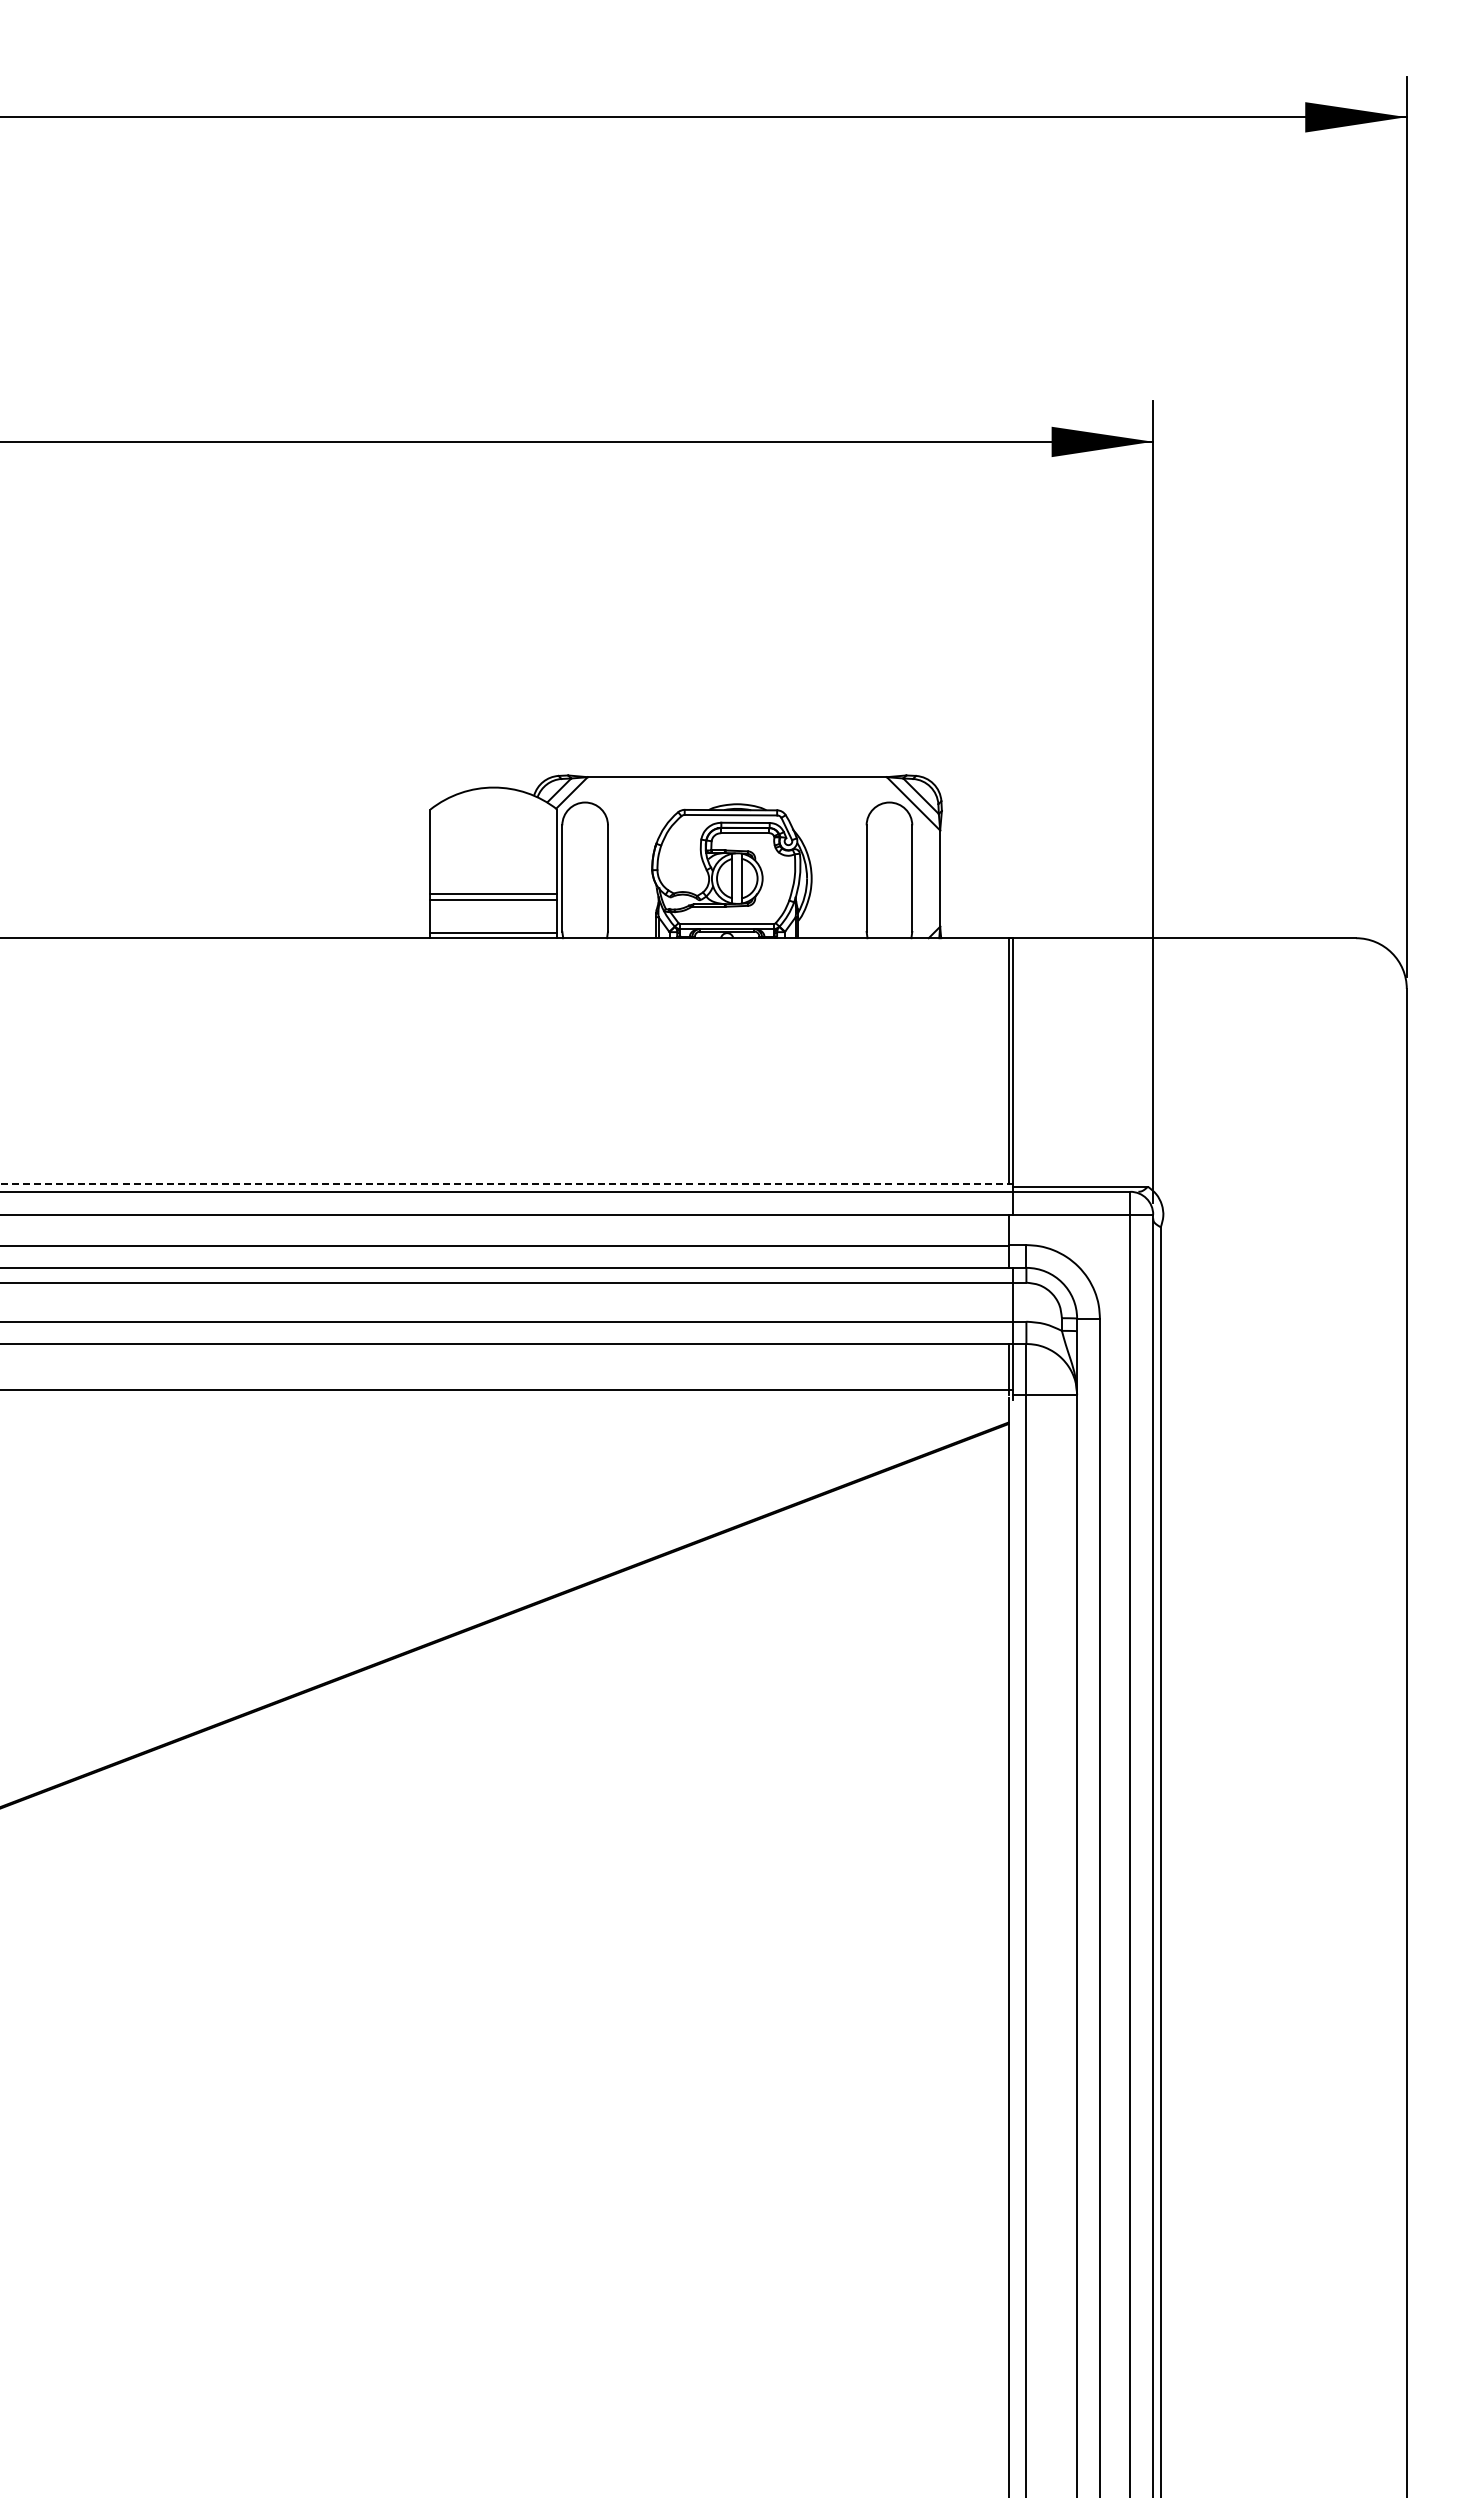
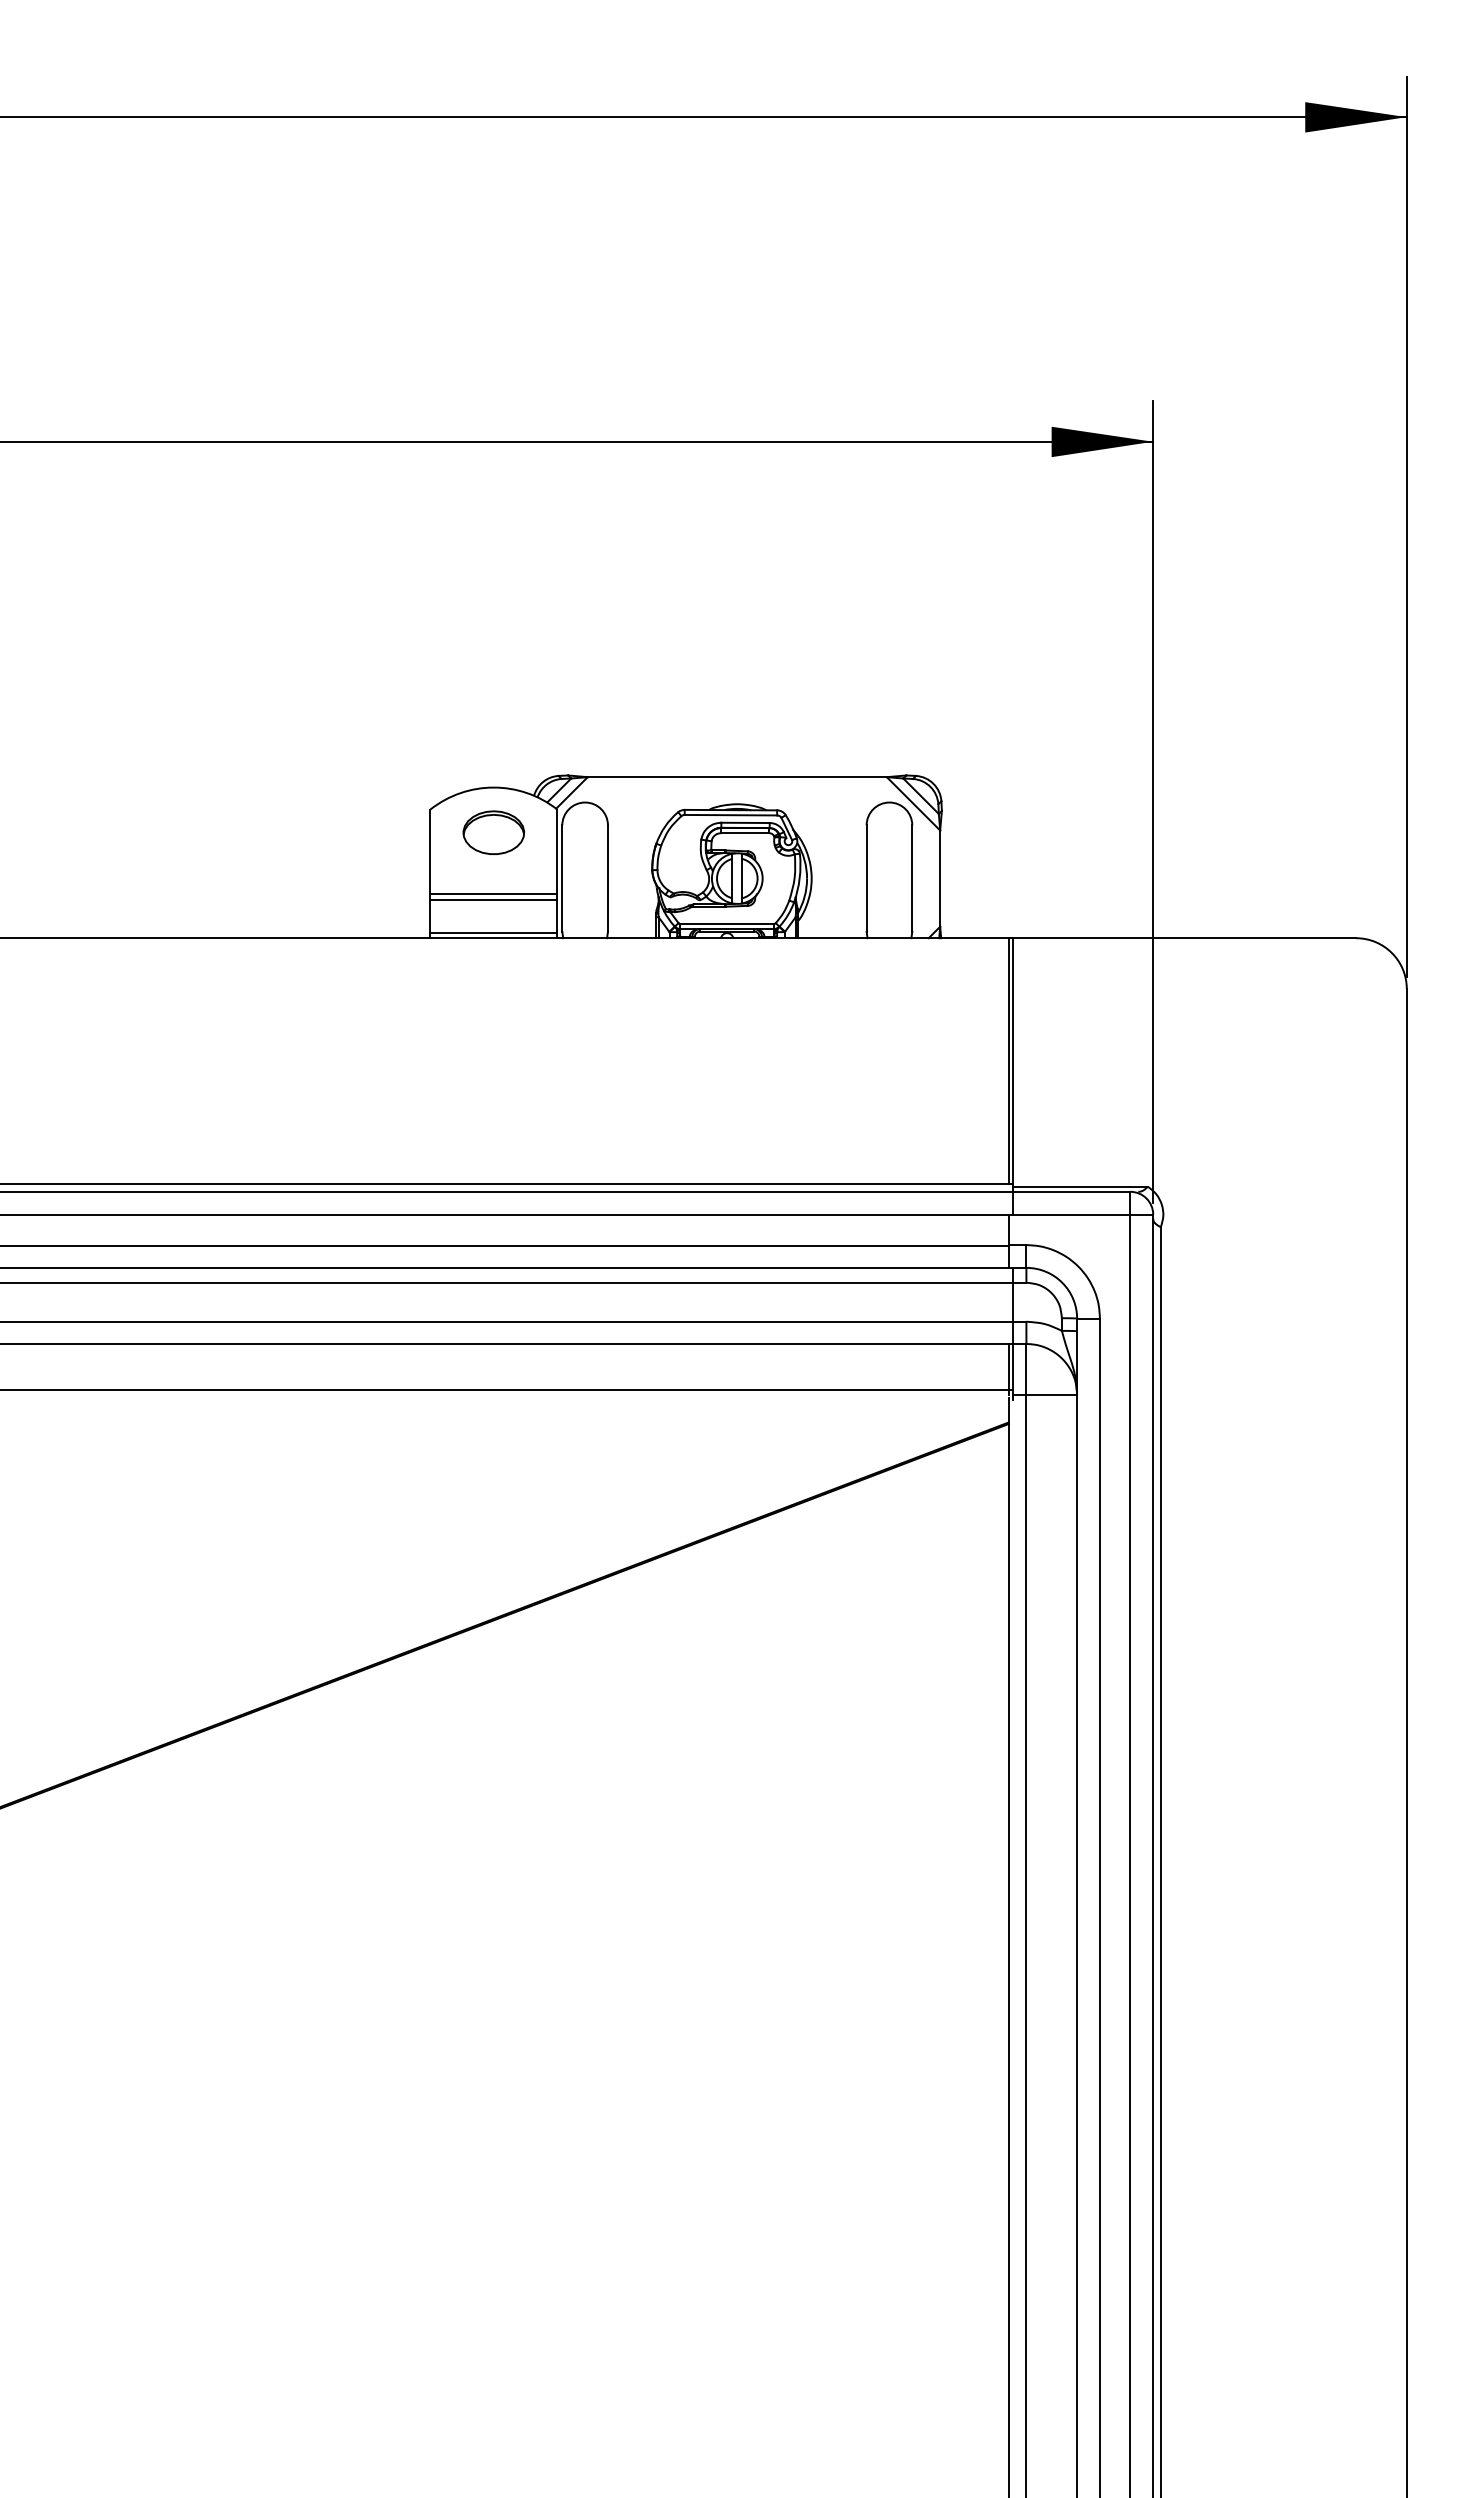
part: none -> present (493, 832)
line: dashed -> solid (507, 1184)
